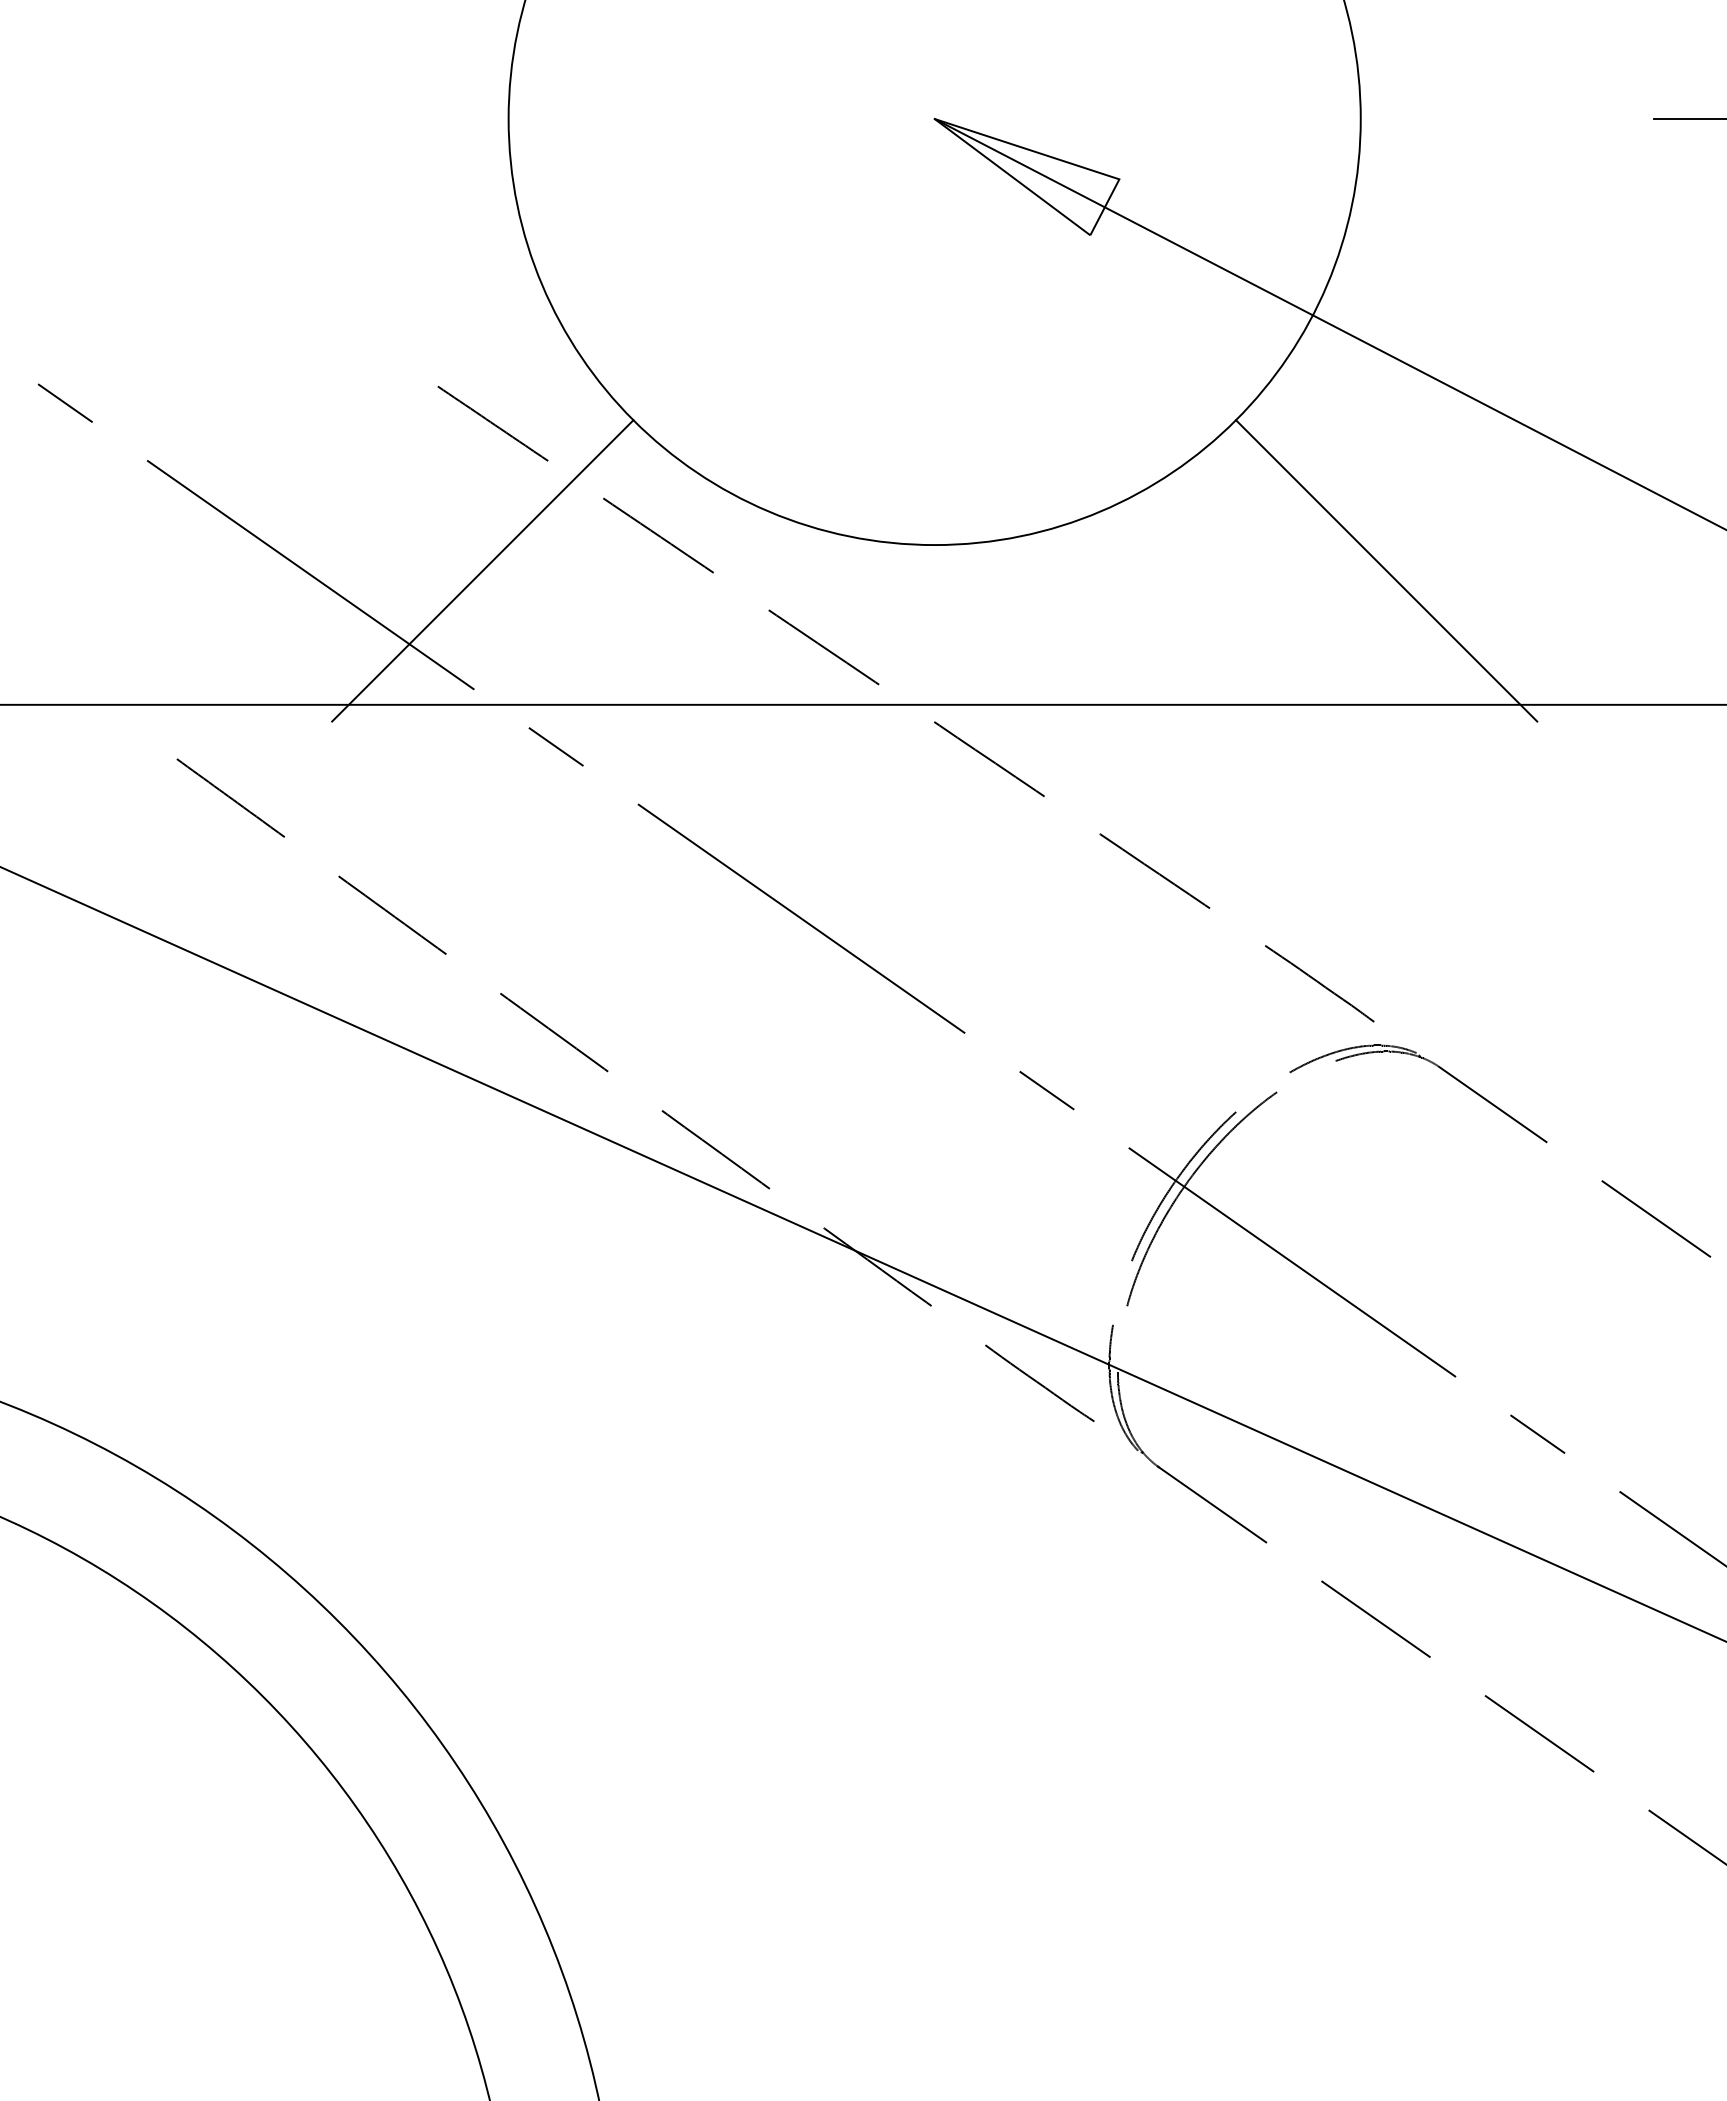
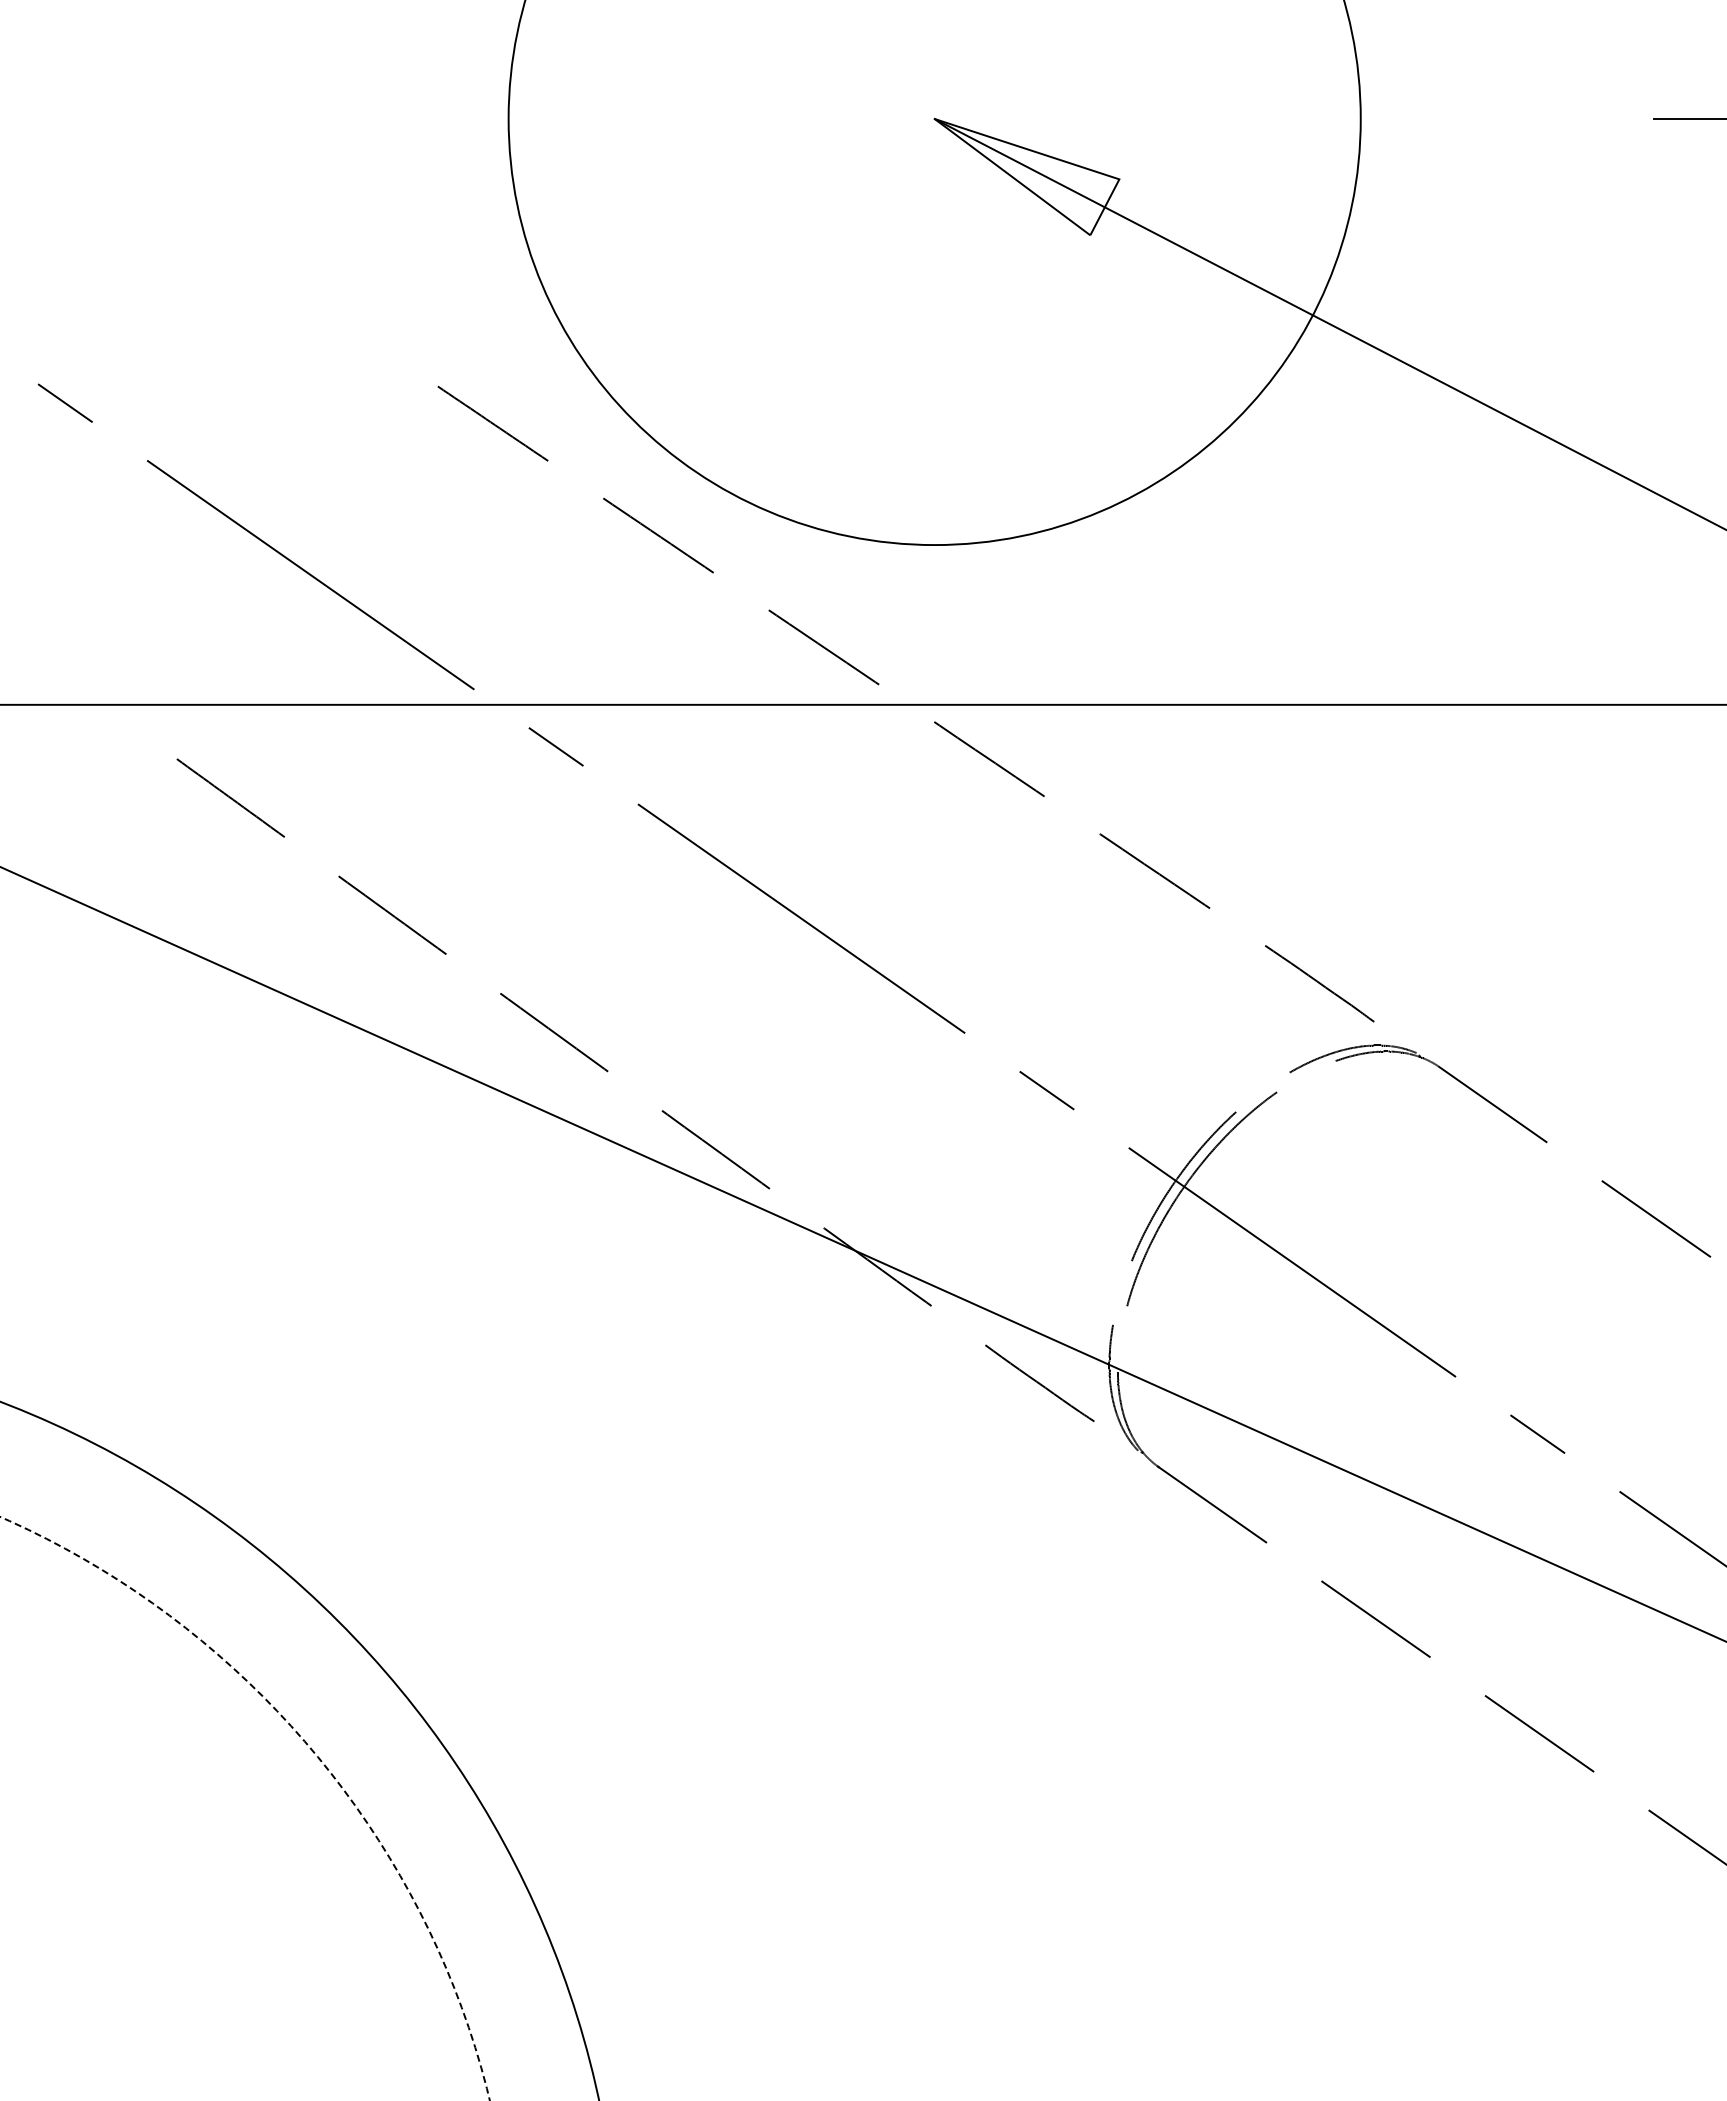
line: present -> none (482, 570)
line: present -> none (1386, 570)
circle: solid -> dashed (244, 1808)
